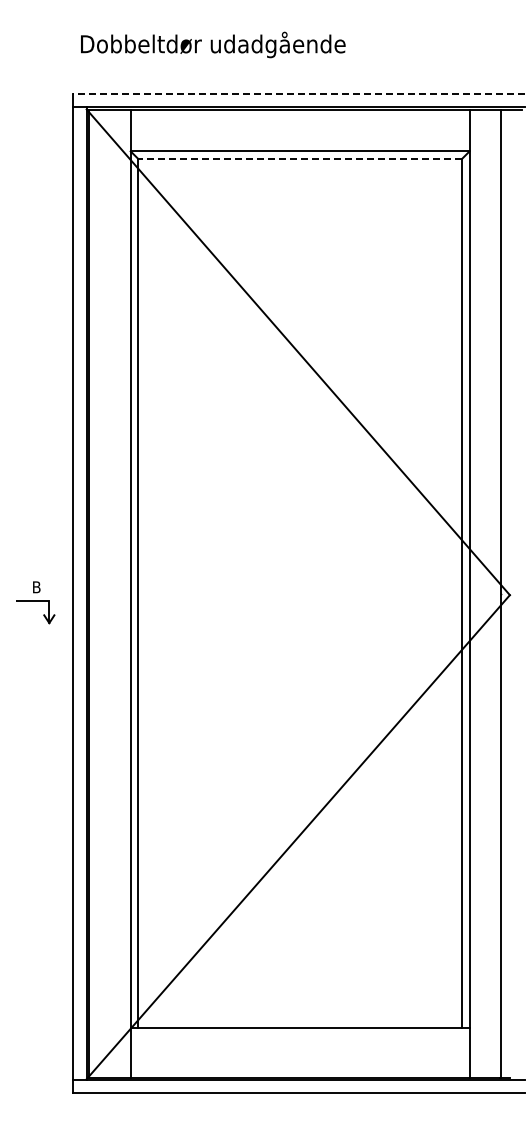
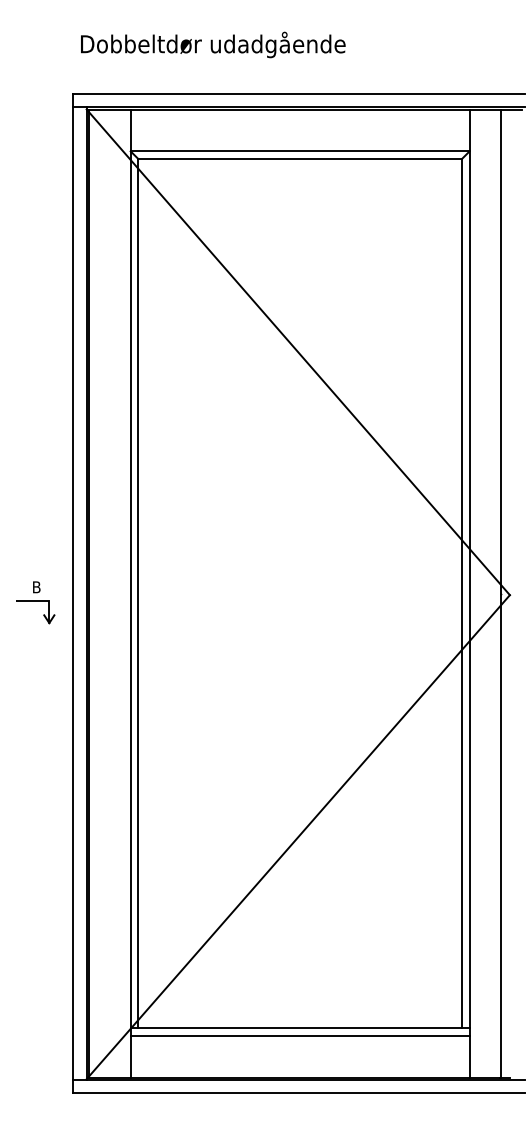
line: dashed -> solid (299, 94)
line: dashed -> solid (300, 158)
line: none -> present (299, 1035)
